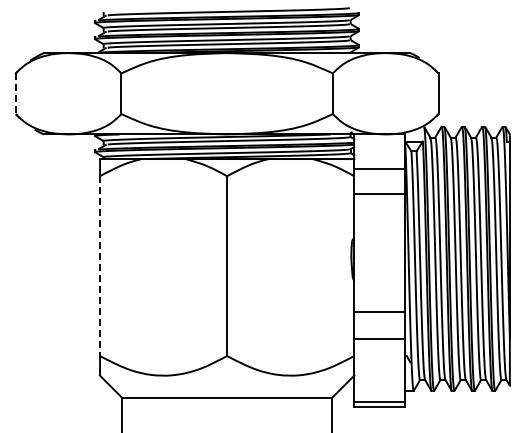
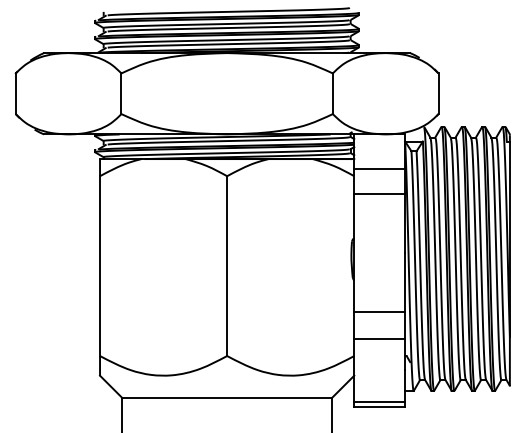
line: dashed -> solid (15, 94)
line: dashed -> solid (100, 266)
